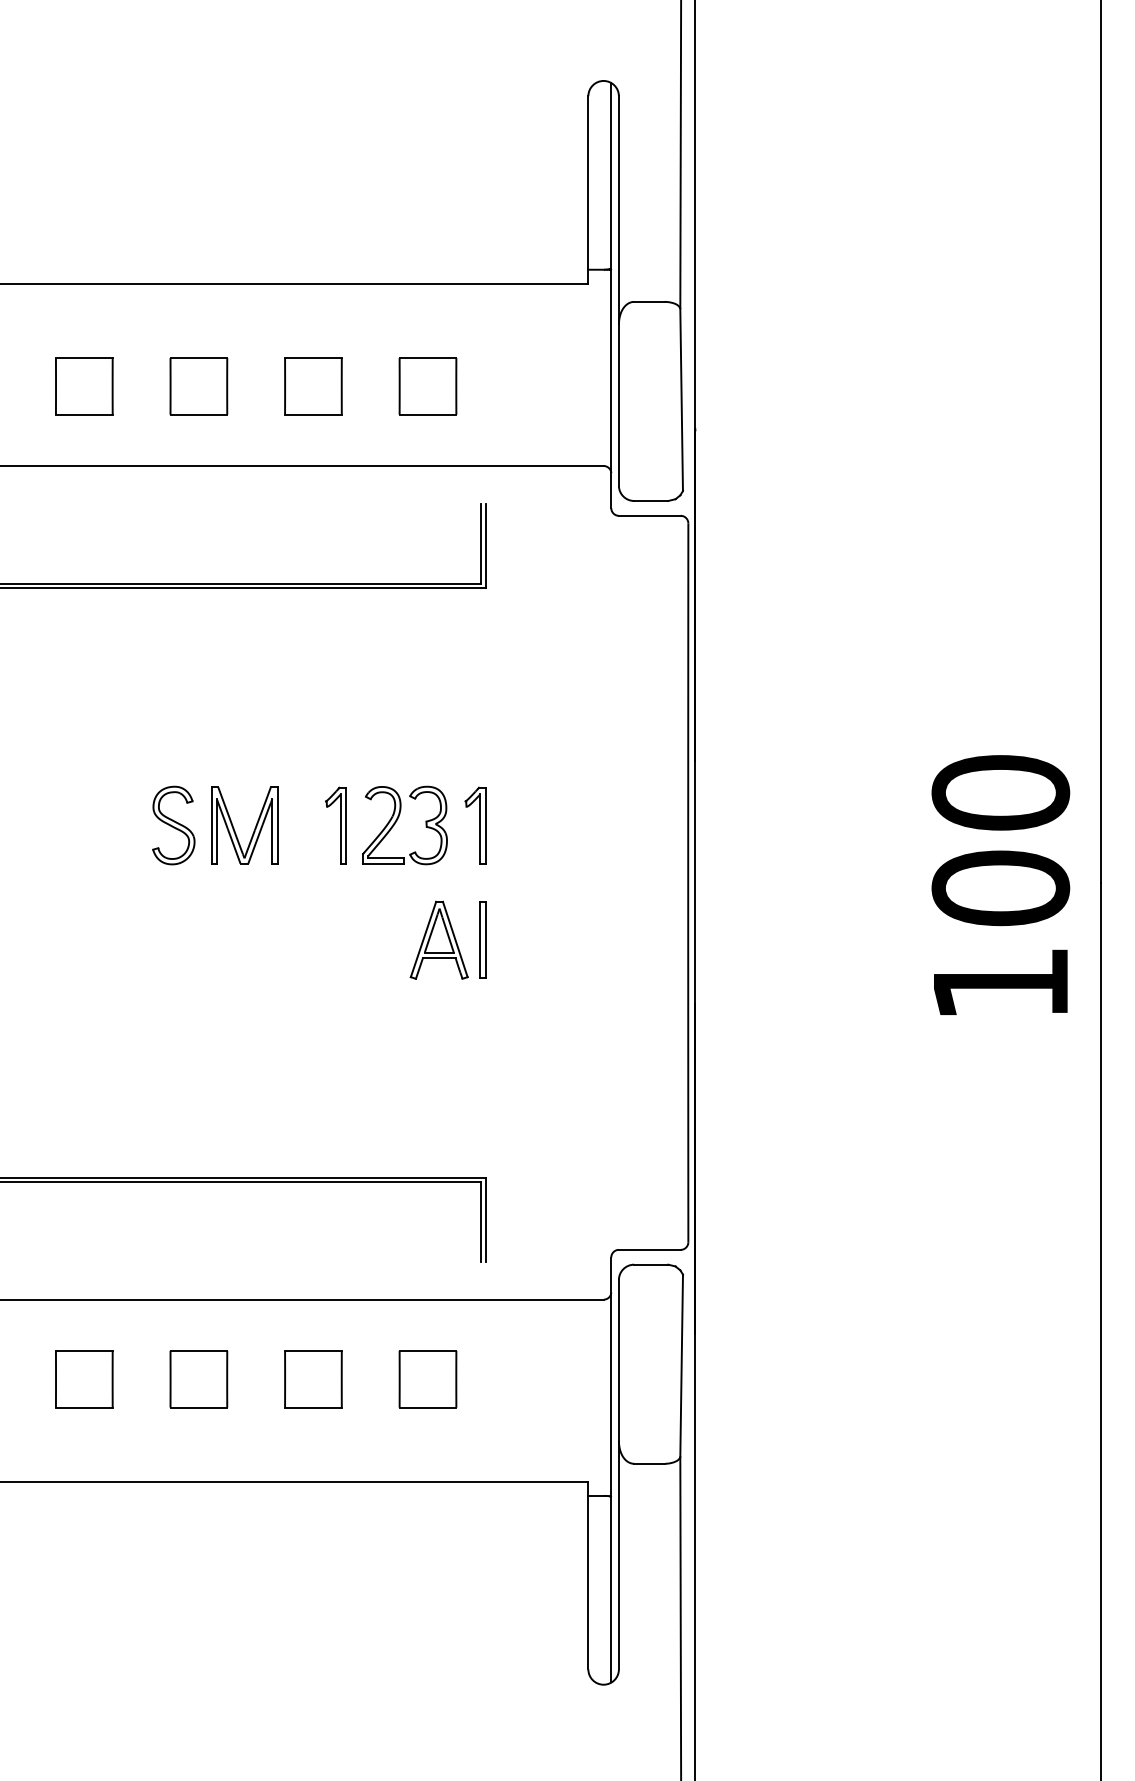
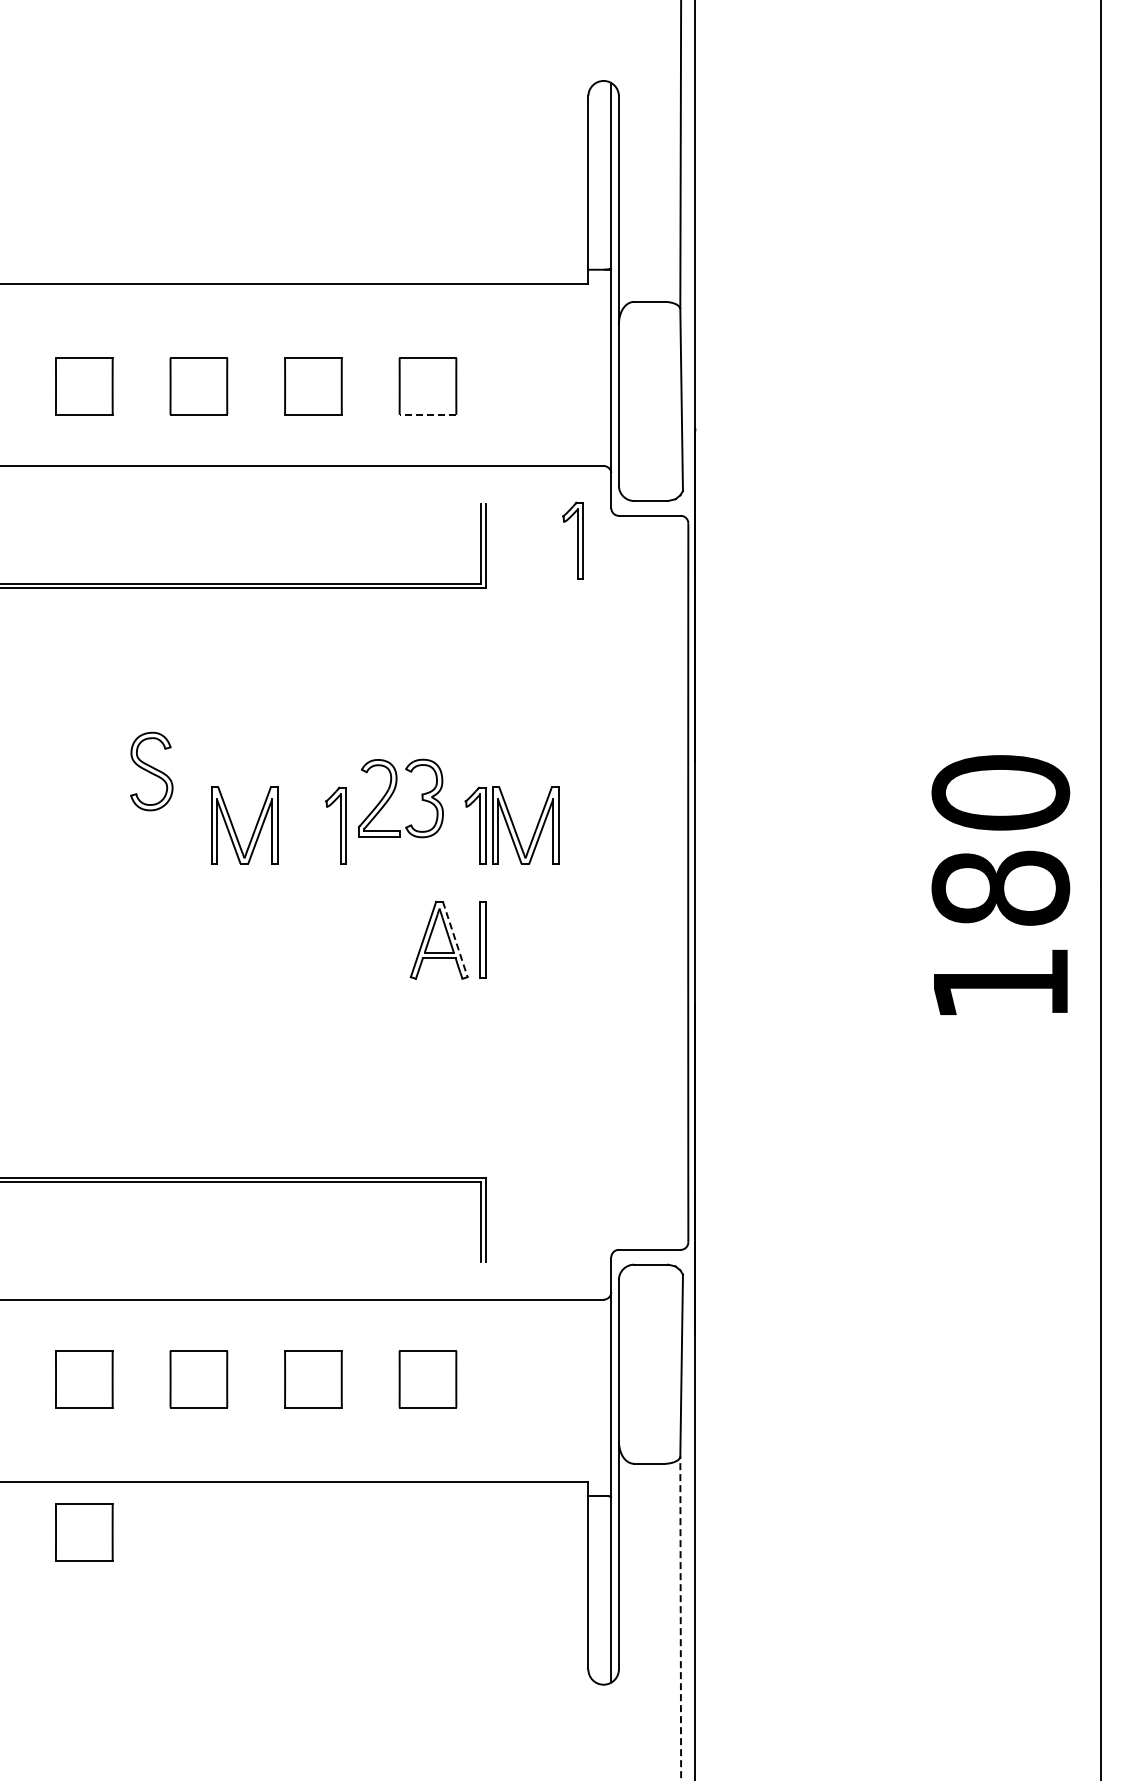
line: solid -> dashed (427, 414)
part: none -> present (572, 540)
part position: (398, 819) -> (394, 792) (394, 792)
part position: (173, 825) -> (151, 771) (151, 771)
part: none -> present (516, 830)
text: 100 -> 180 (1000, 888)
line: solid -> dashed (455, 939)
part: none -> present (84, 1532)
line: solid -> dashed (680, 1618)
